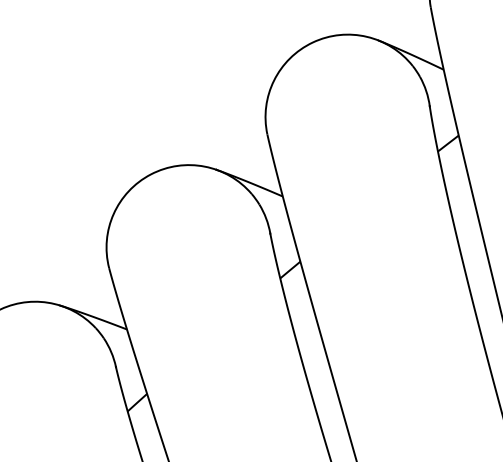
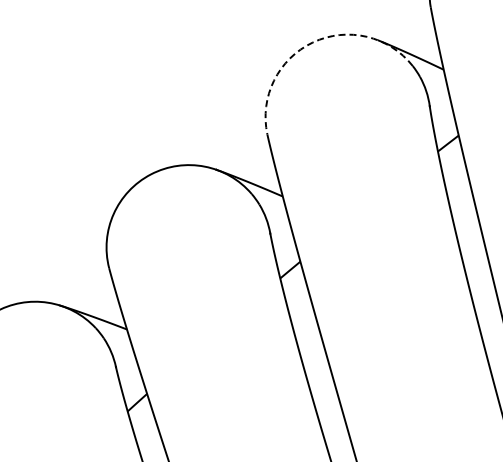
arc: solid -> dashed (312, 42)
